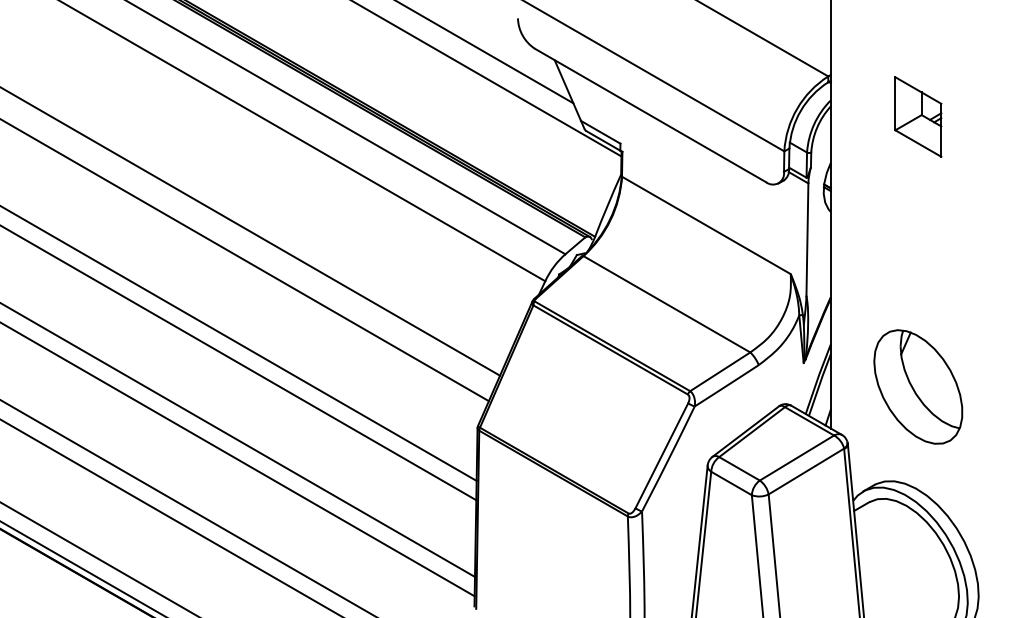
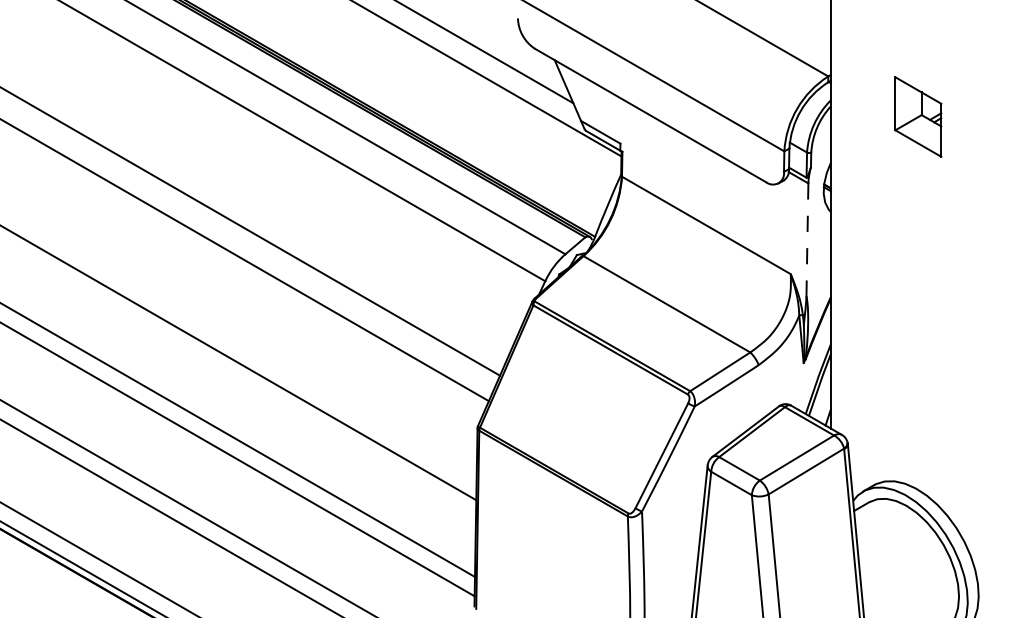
line: solid -> dashed (807, 240)
line: present -> none (239, 343)
part: present -> none (918, 386)
